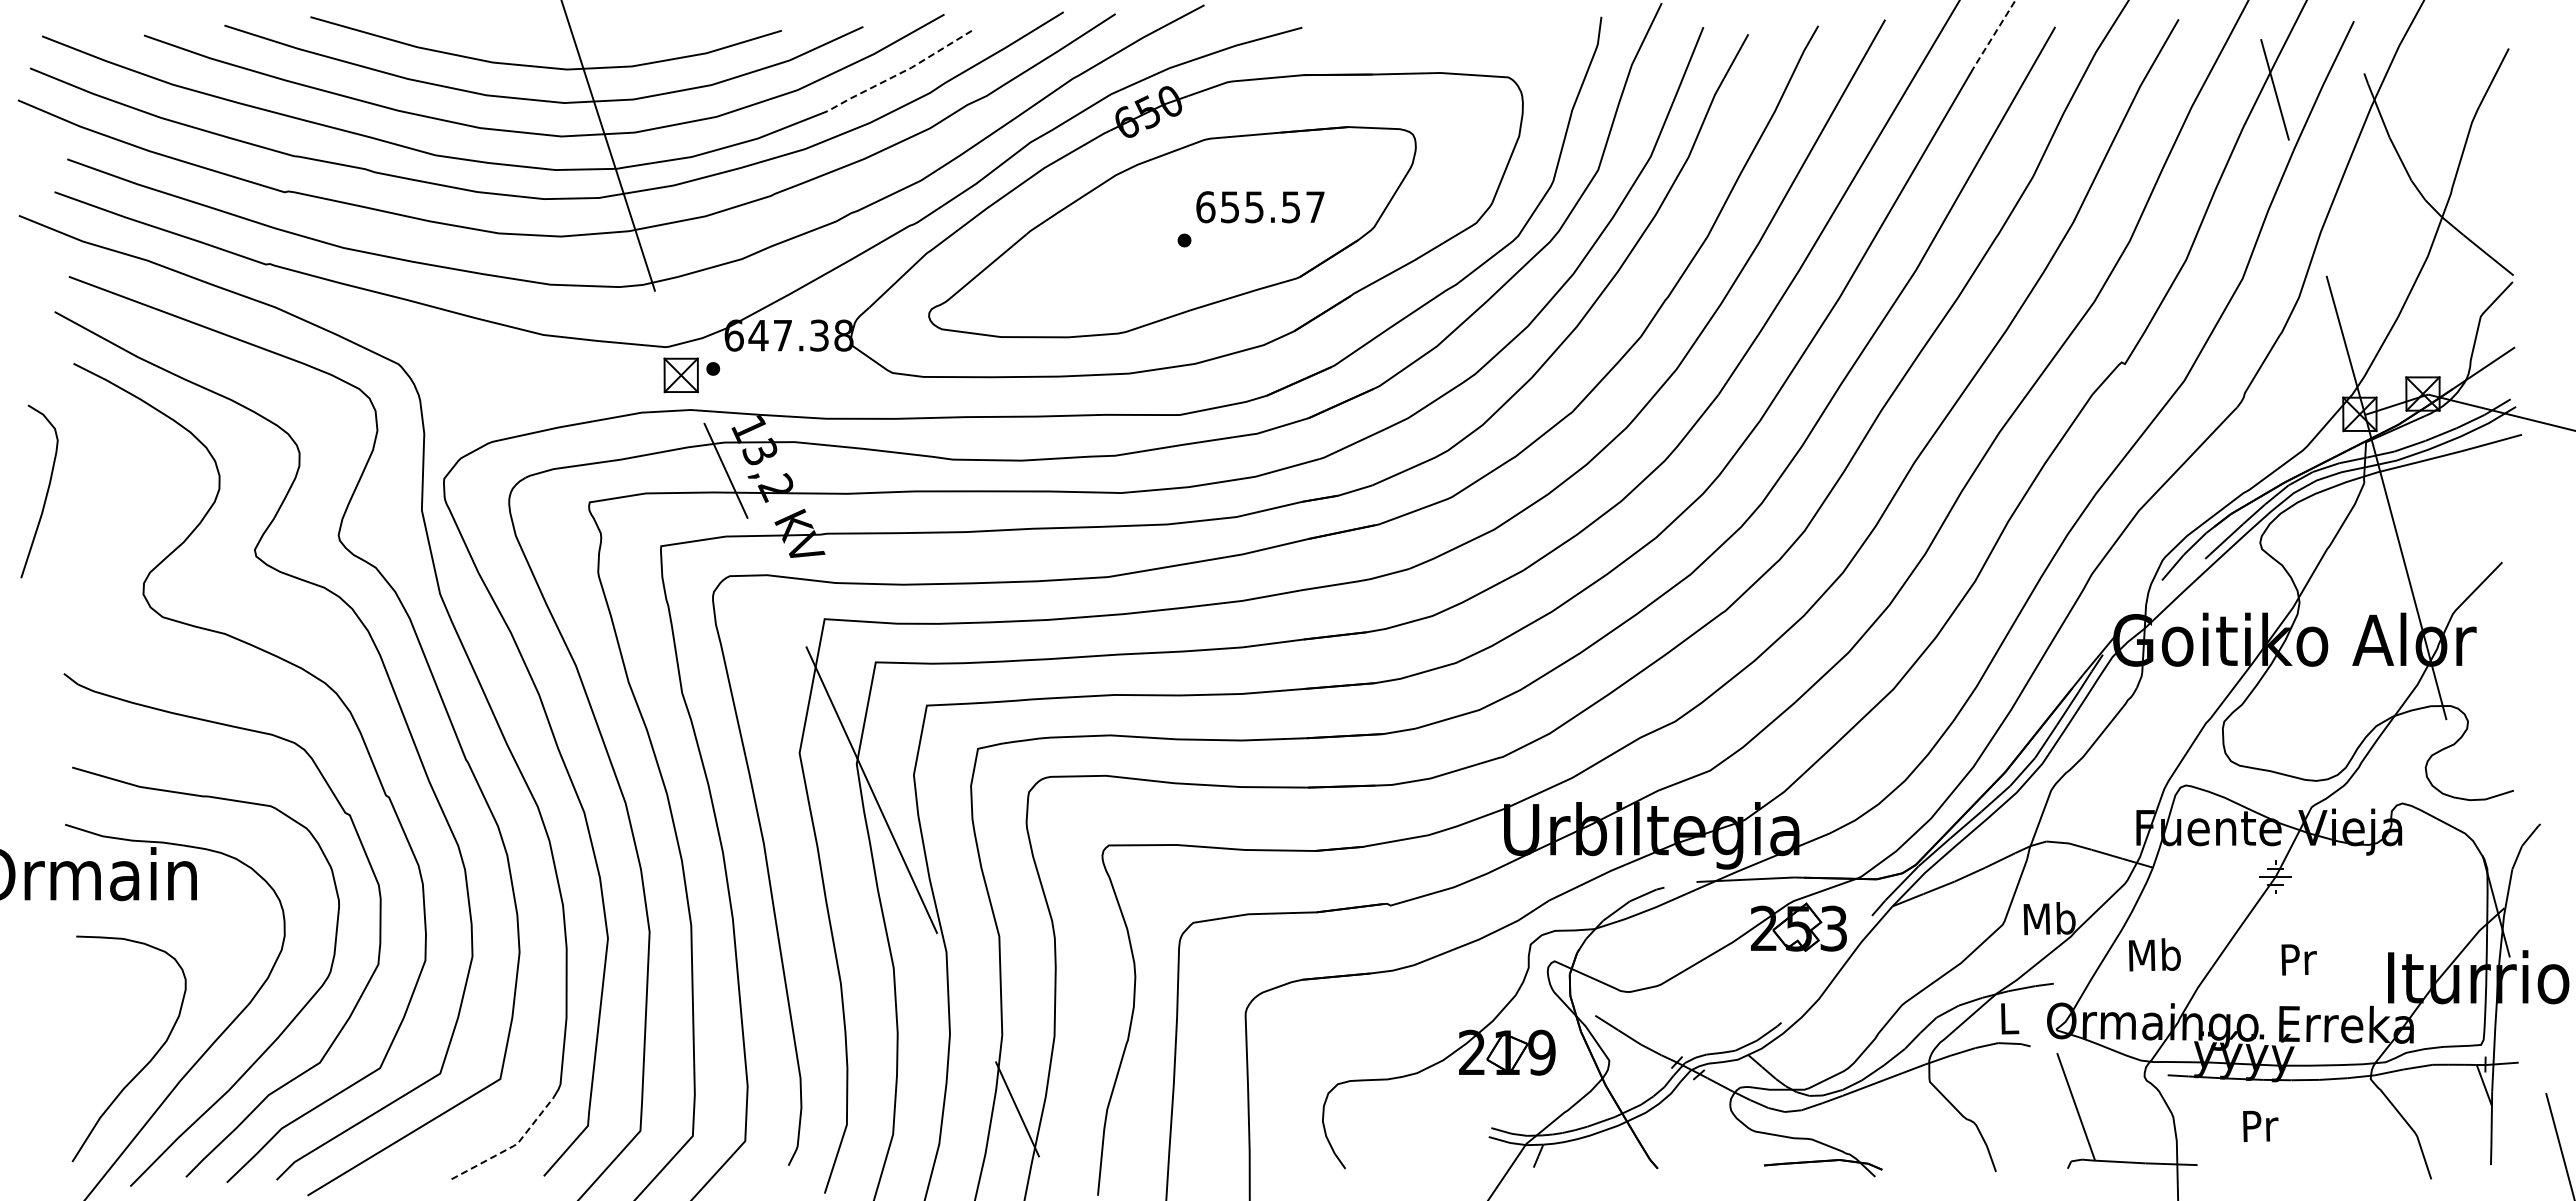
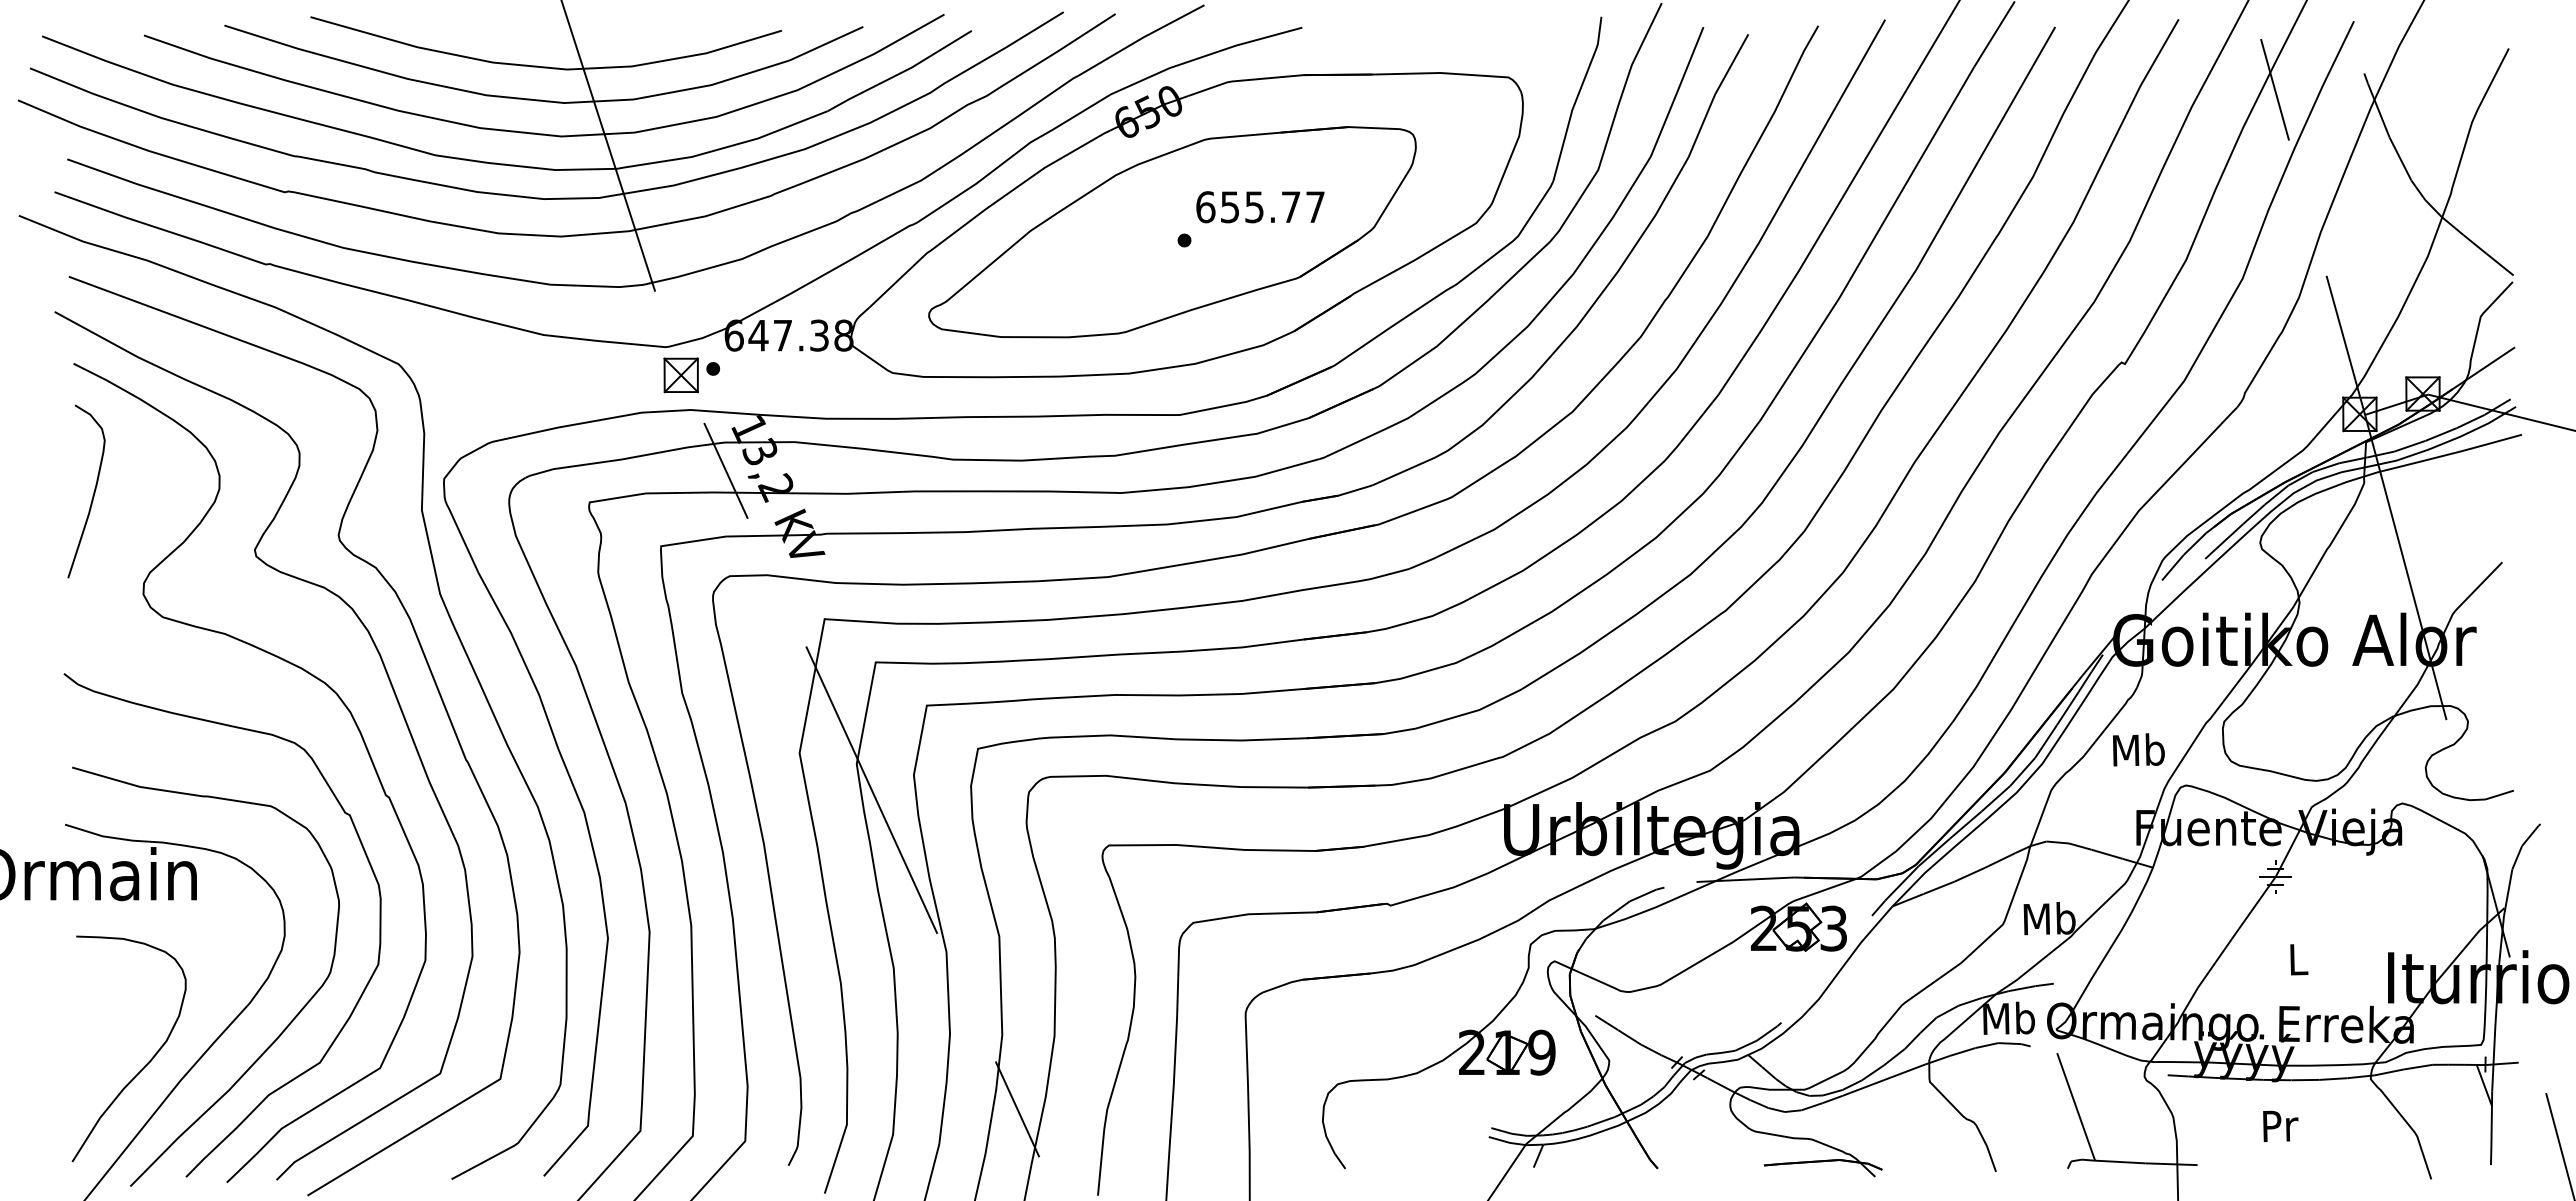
line: dashed -> solid (1994, 34)
line: dashed -> solid (900, 73)
text: 655.57 -> 655.77 (1291, 207)
curve position: (46, 491) -> (93, 491) (93, 491)
text position: (2154, 954) -> (2138, 749) (2138, 749)
text: Pr -> L (2298, 959)
text: L -> Mb (2009, 1017)
text position: (2260, 1125) -> (2280, 1125) (2280, 1125)
line: dashed -> solid (511, 1147)
